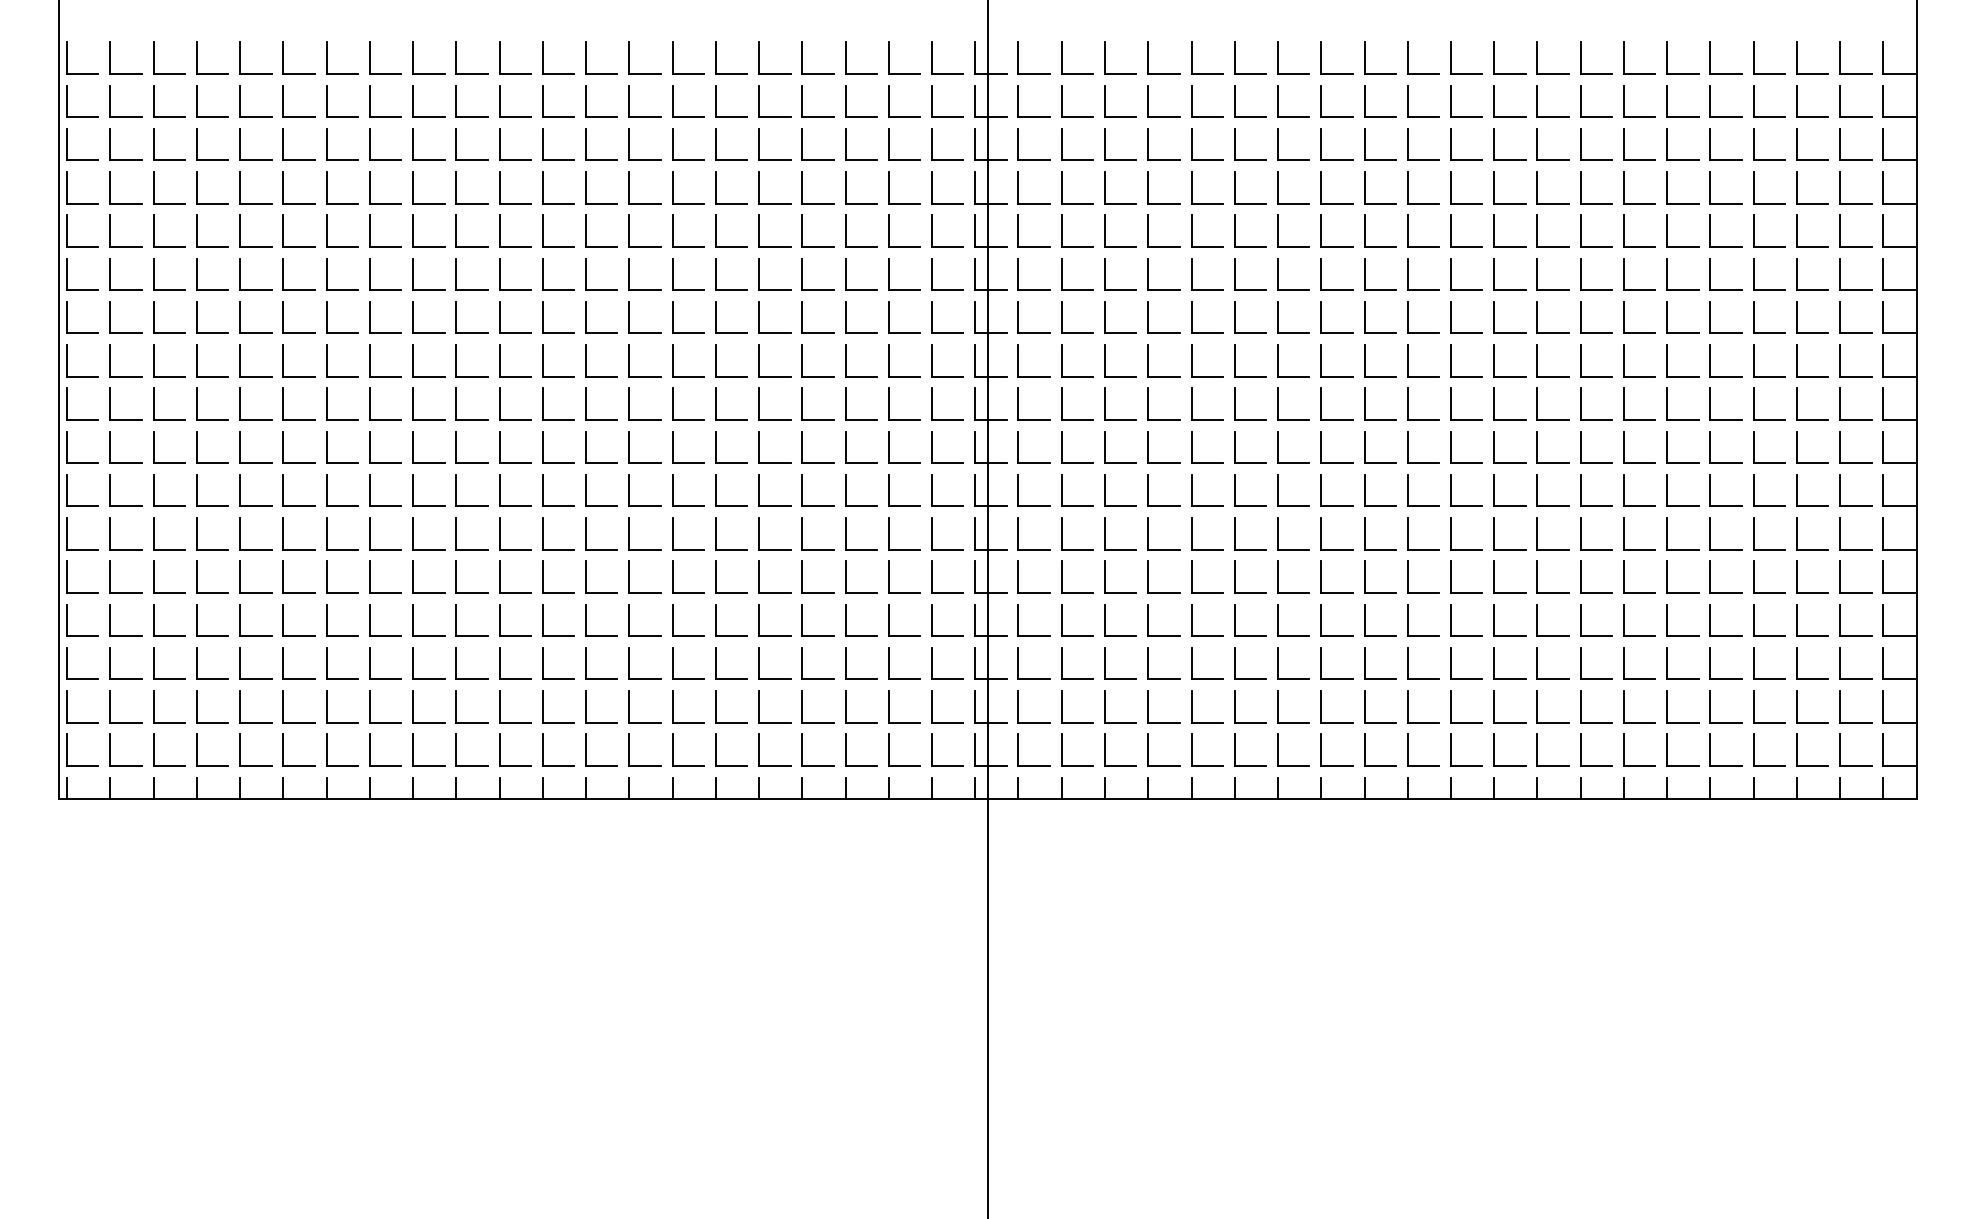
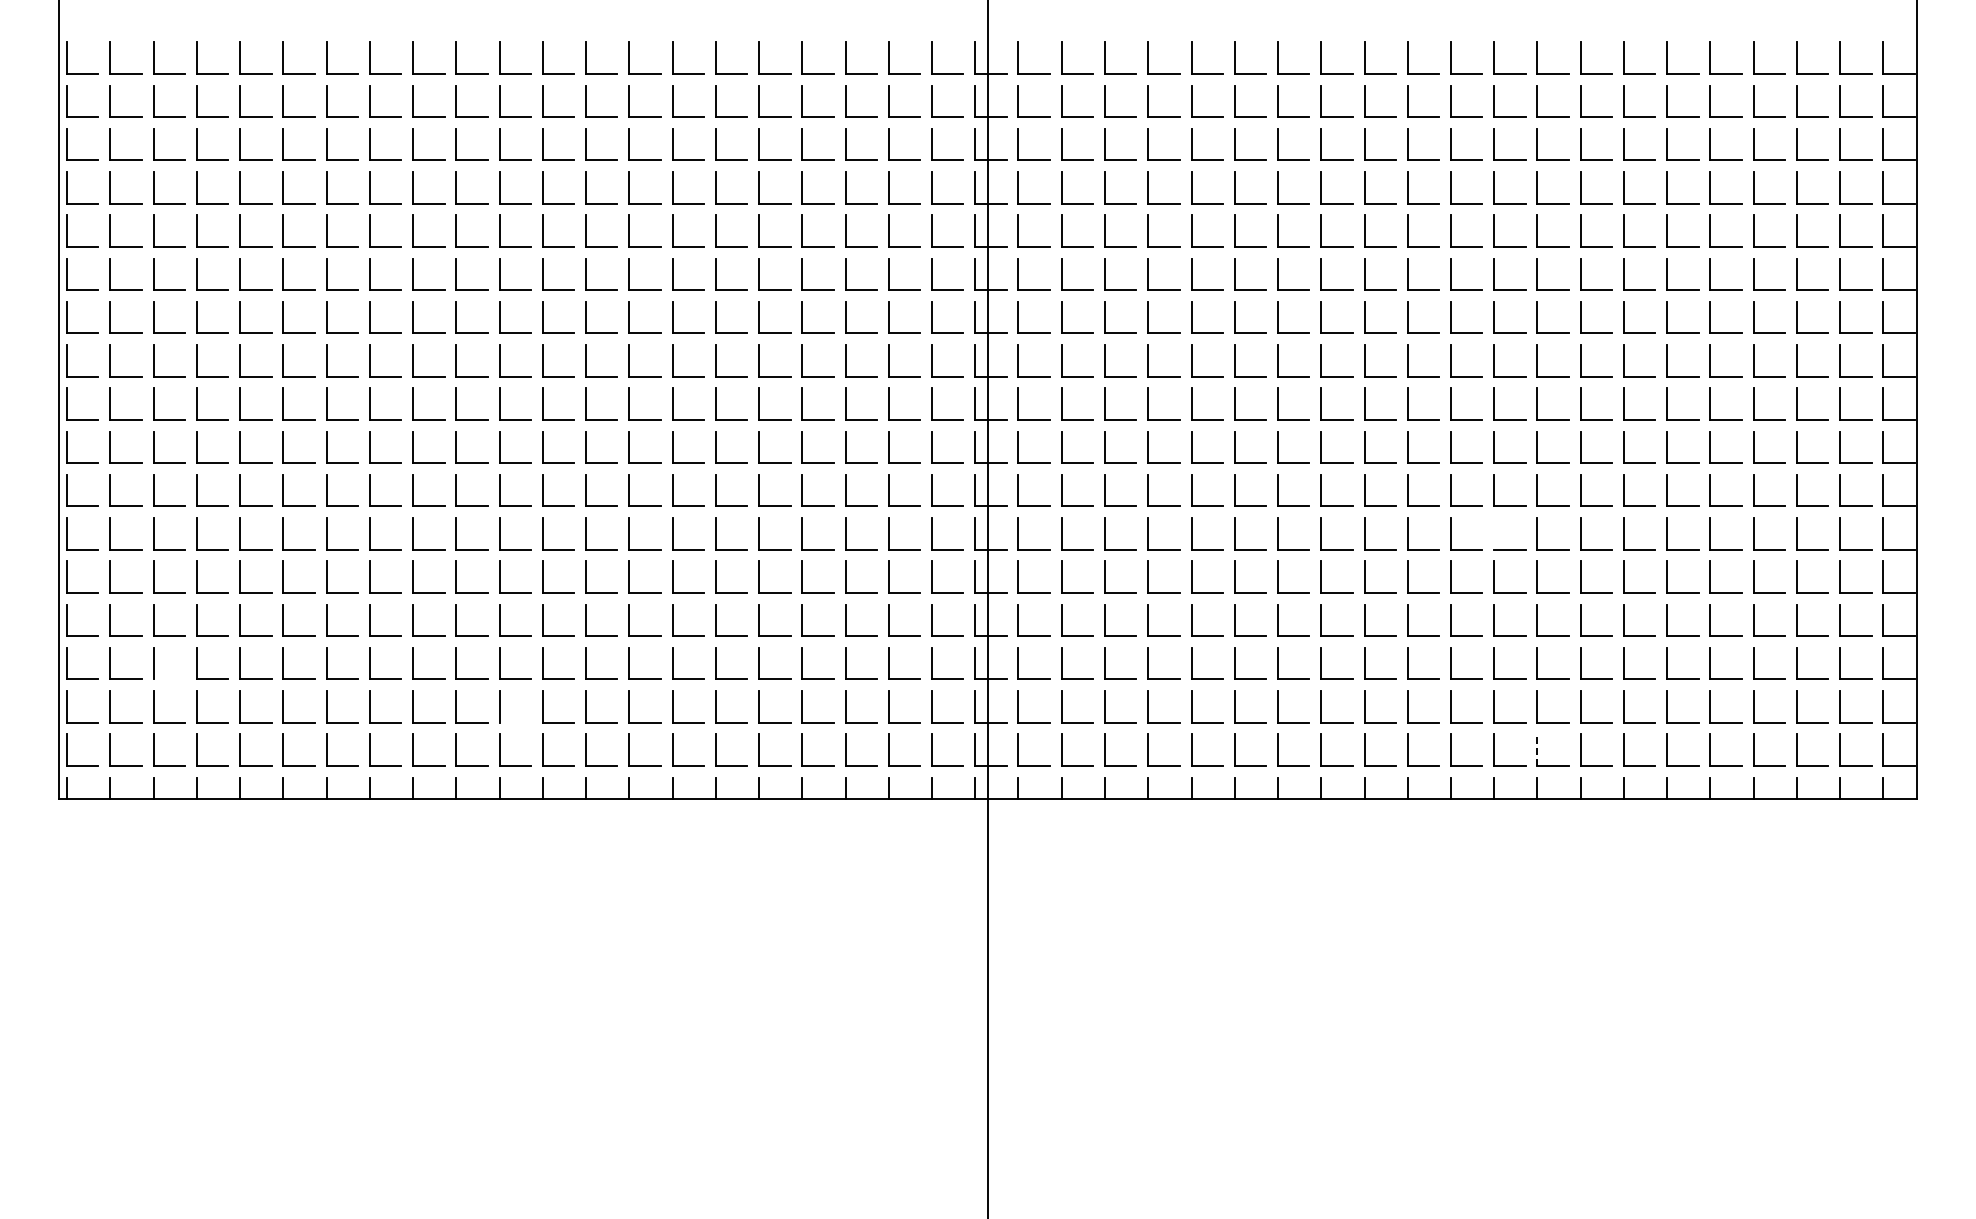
line: present -> none (1494, 533)
line: present -> none (169, 679)
line: present -> none (515, 722)
line: solid -> dashed (1537, 750)
